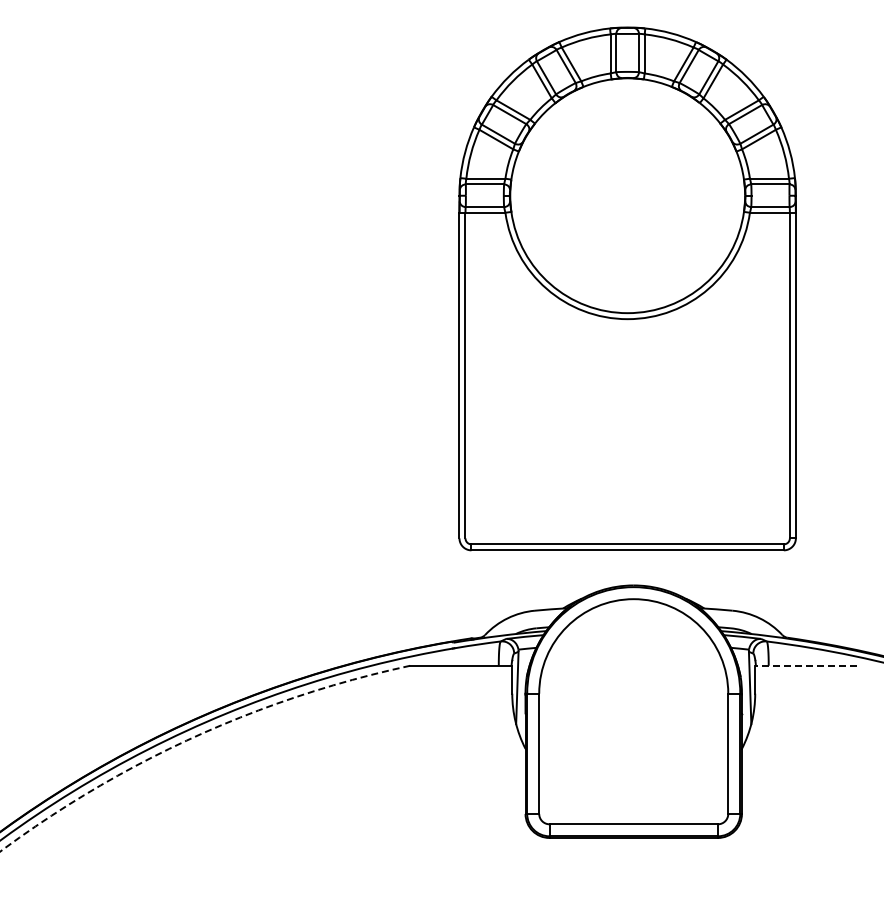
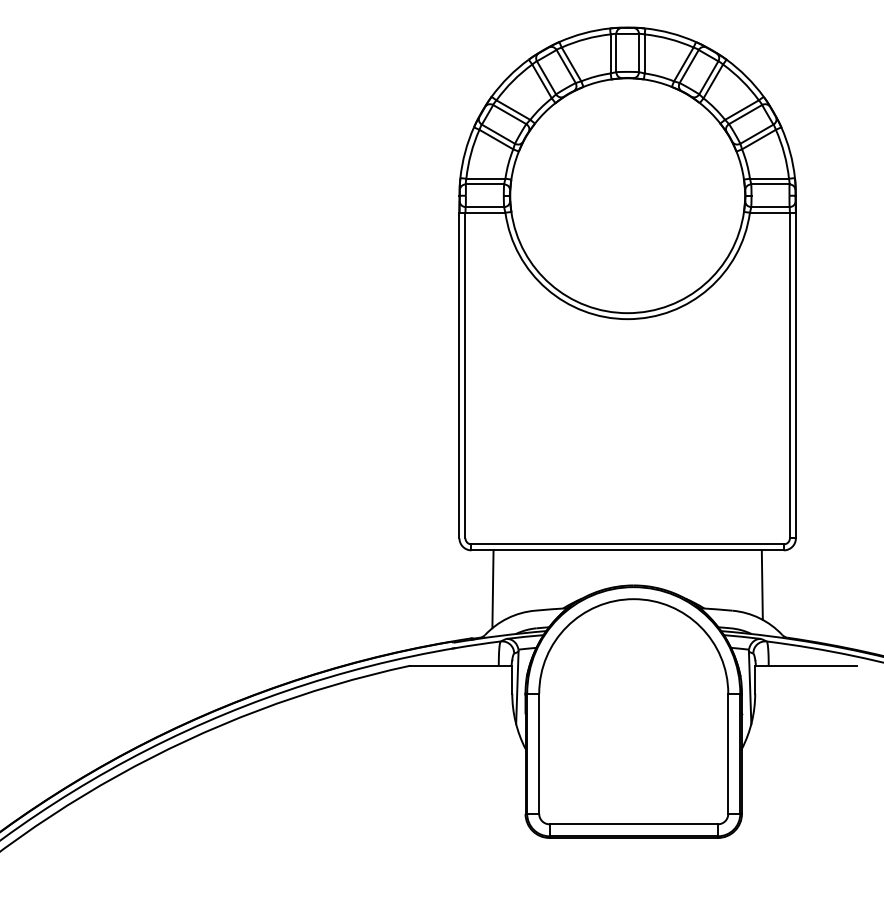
line: none -> present (761, 584)
line: none -> present (492, 589)
line: dashed -> solid (805, 665)
arc: dashed -> solid (192, 737)
